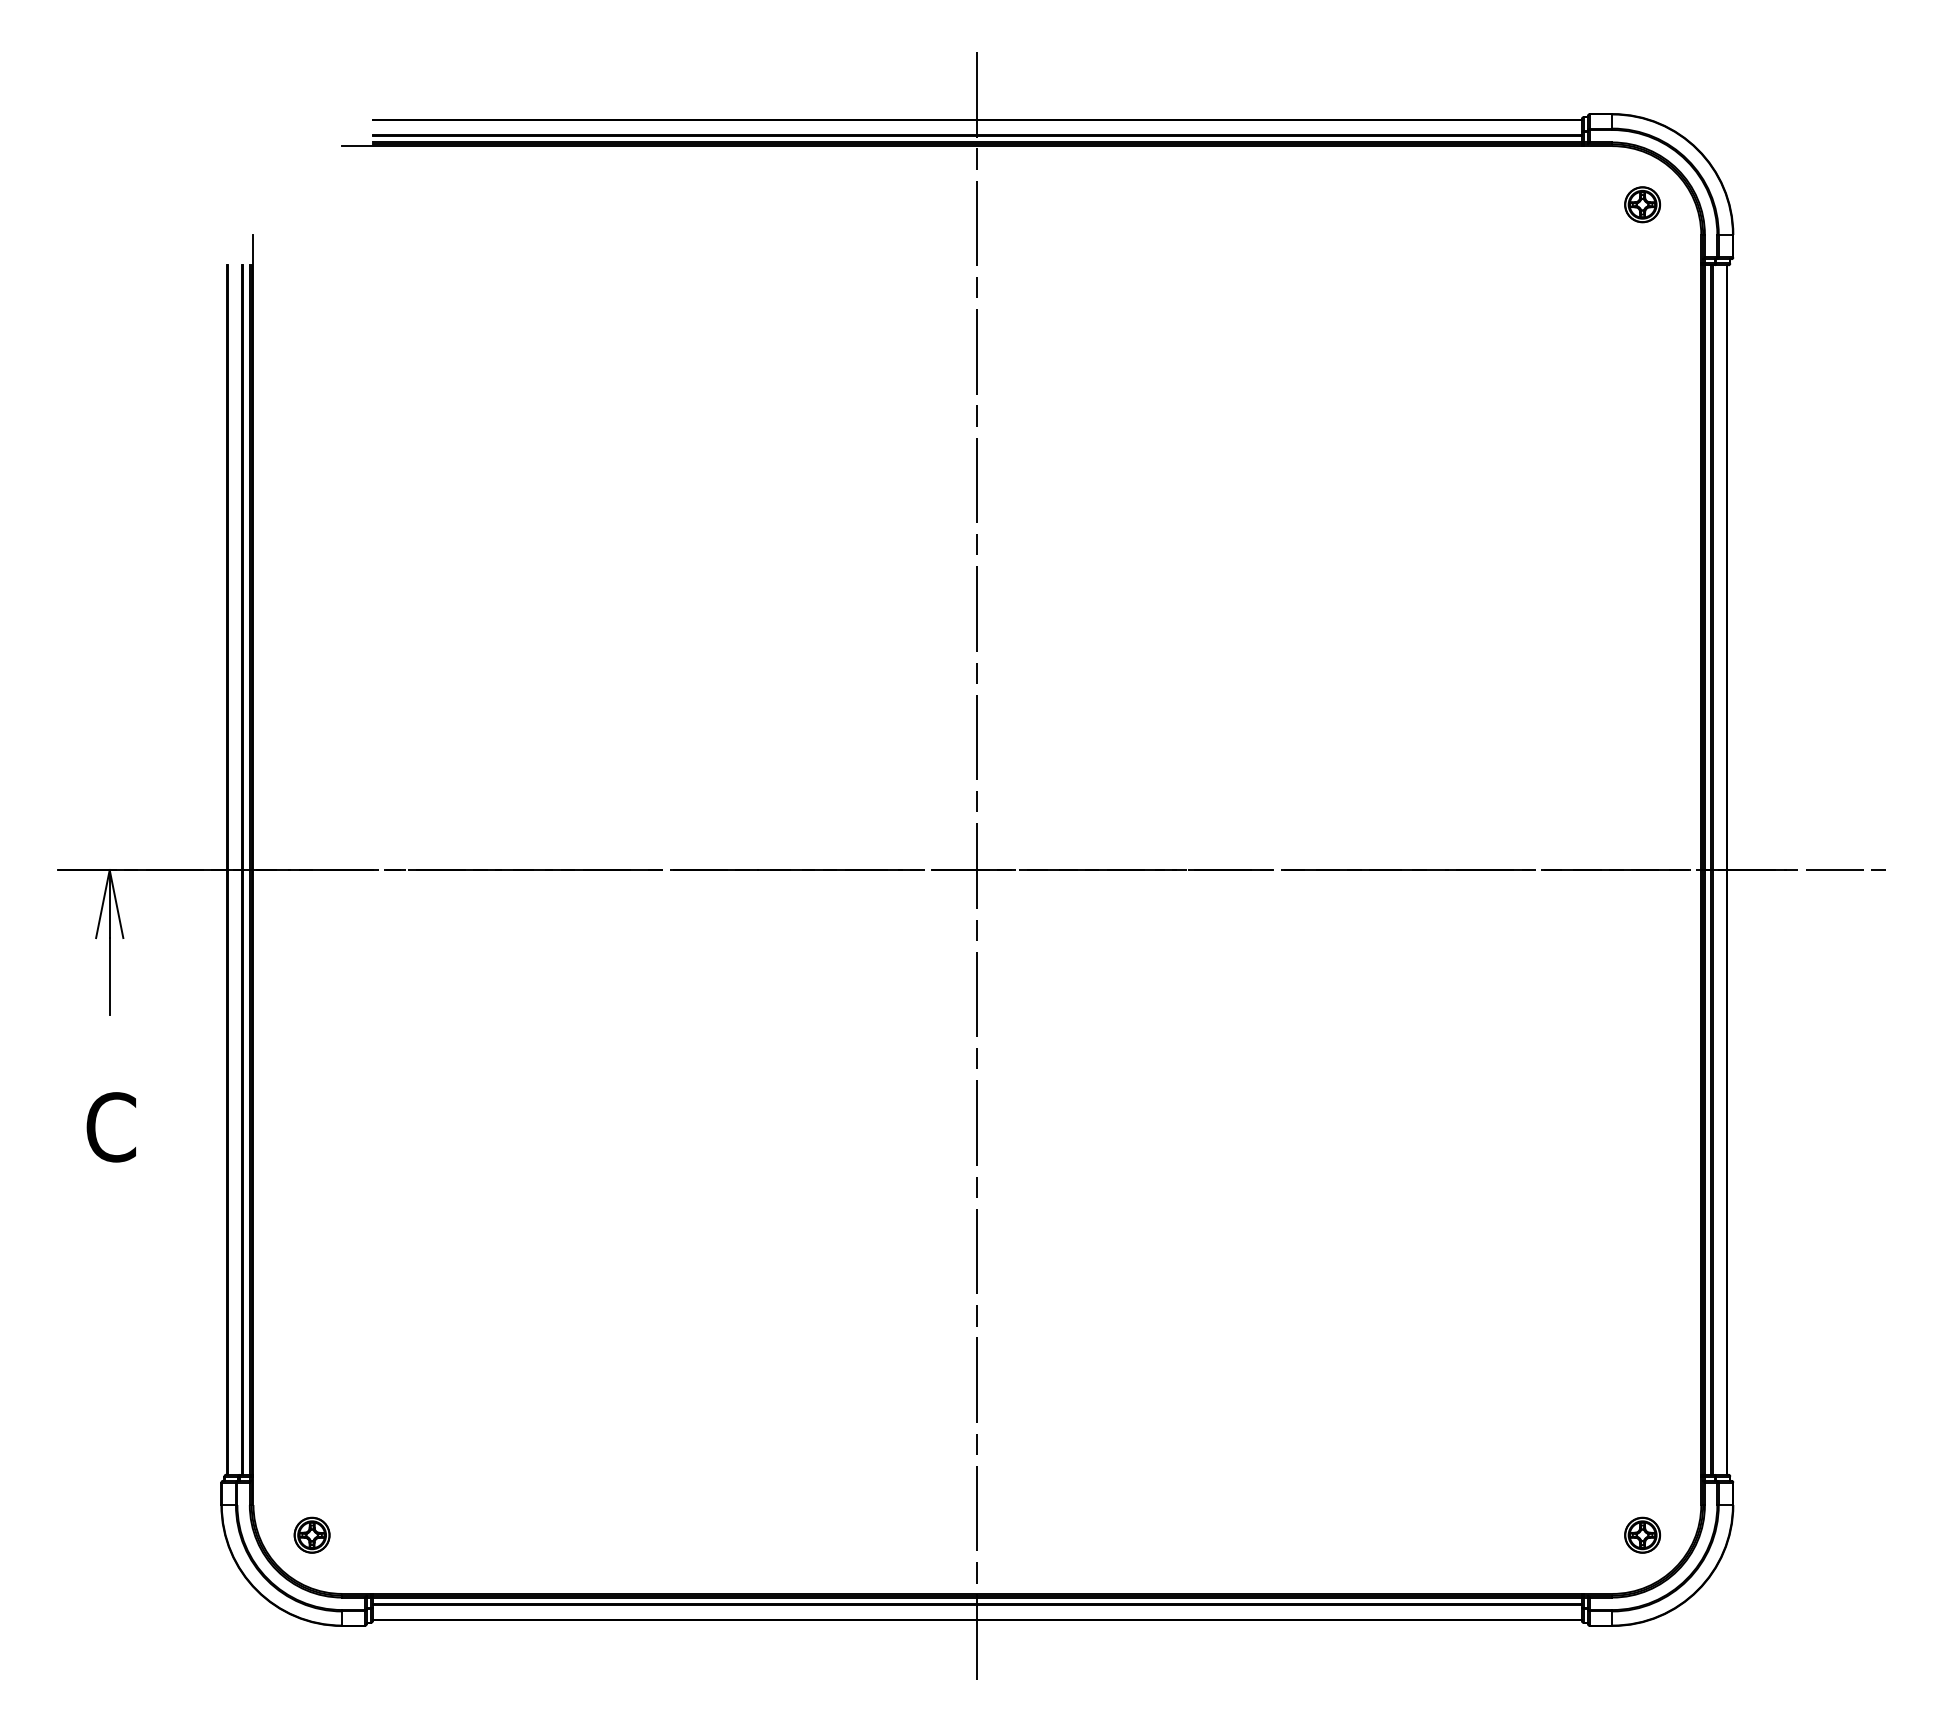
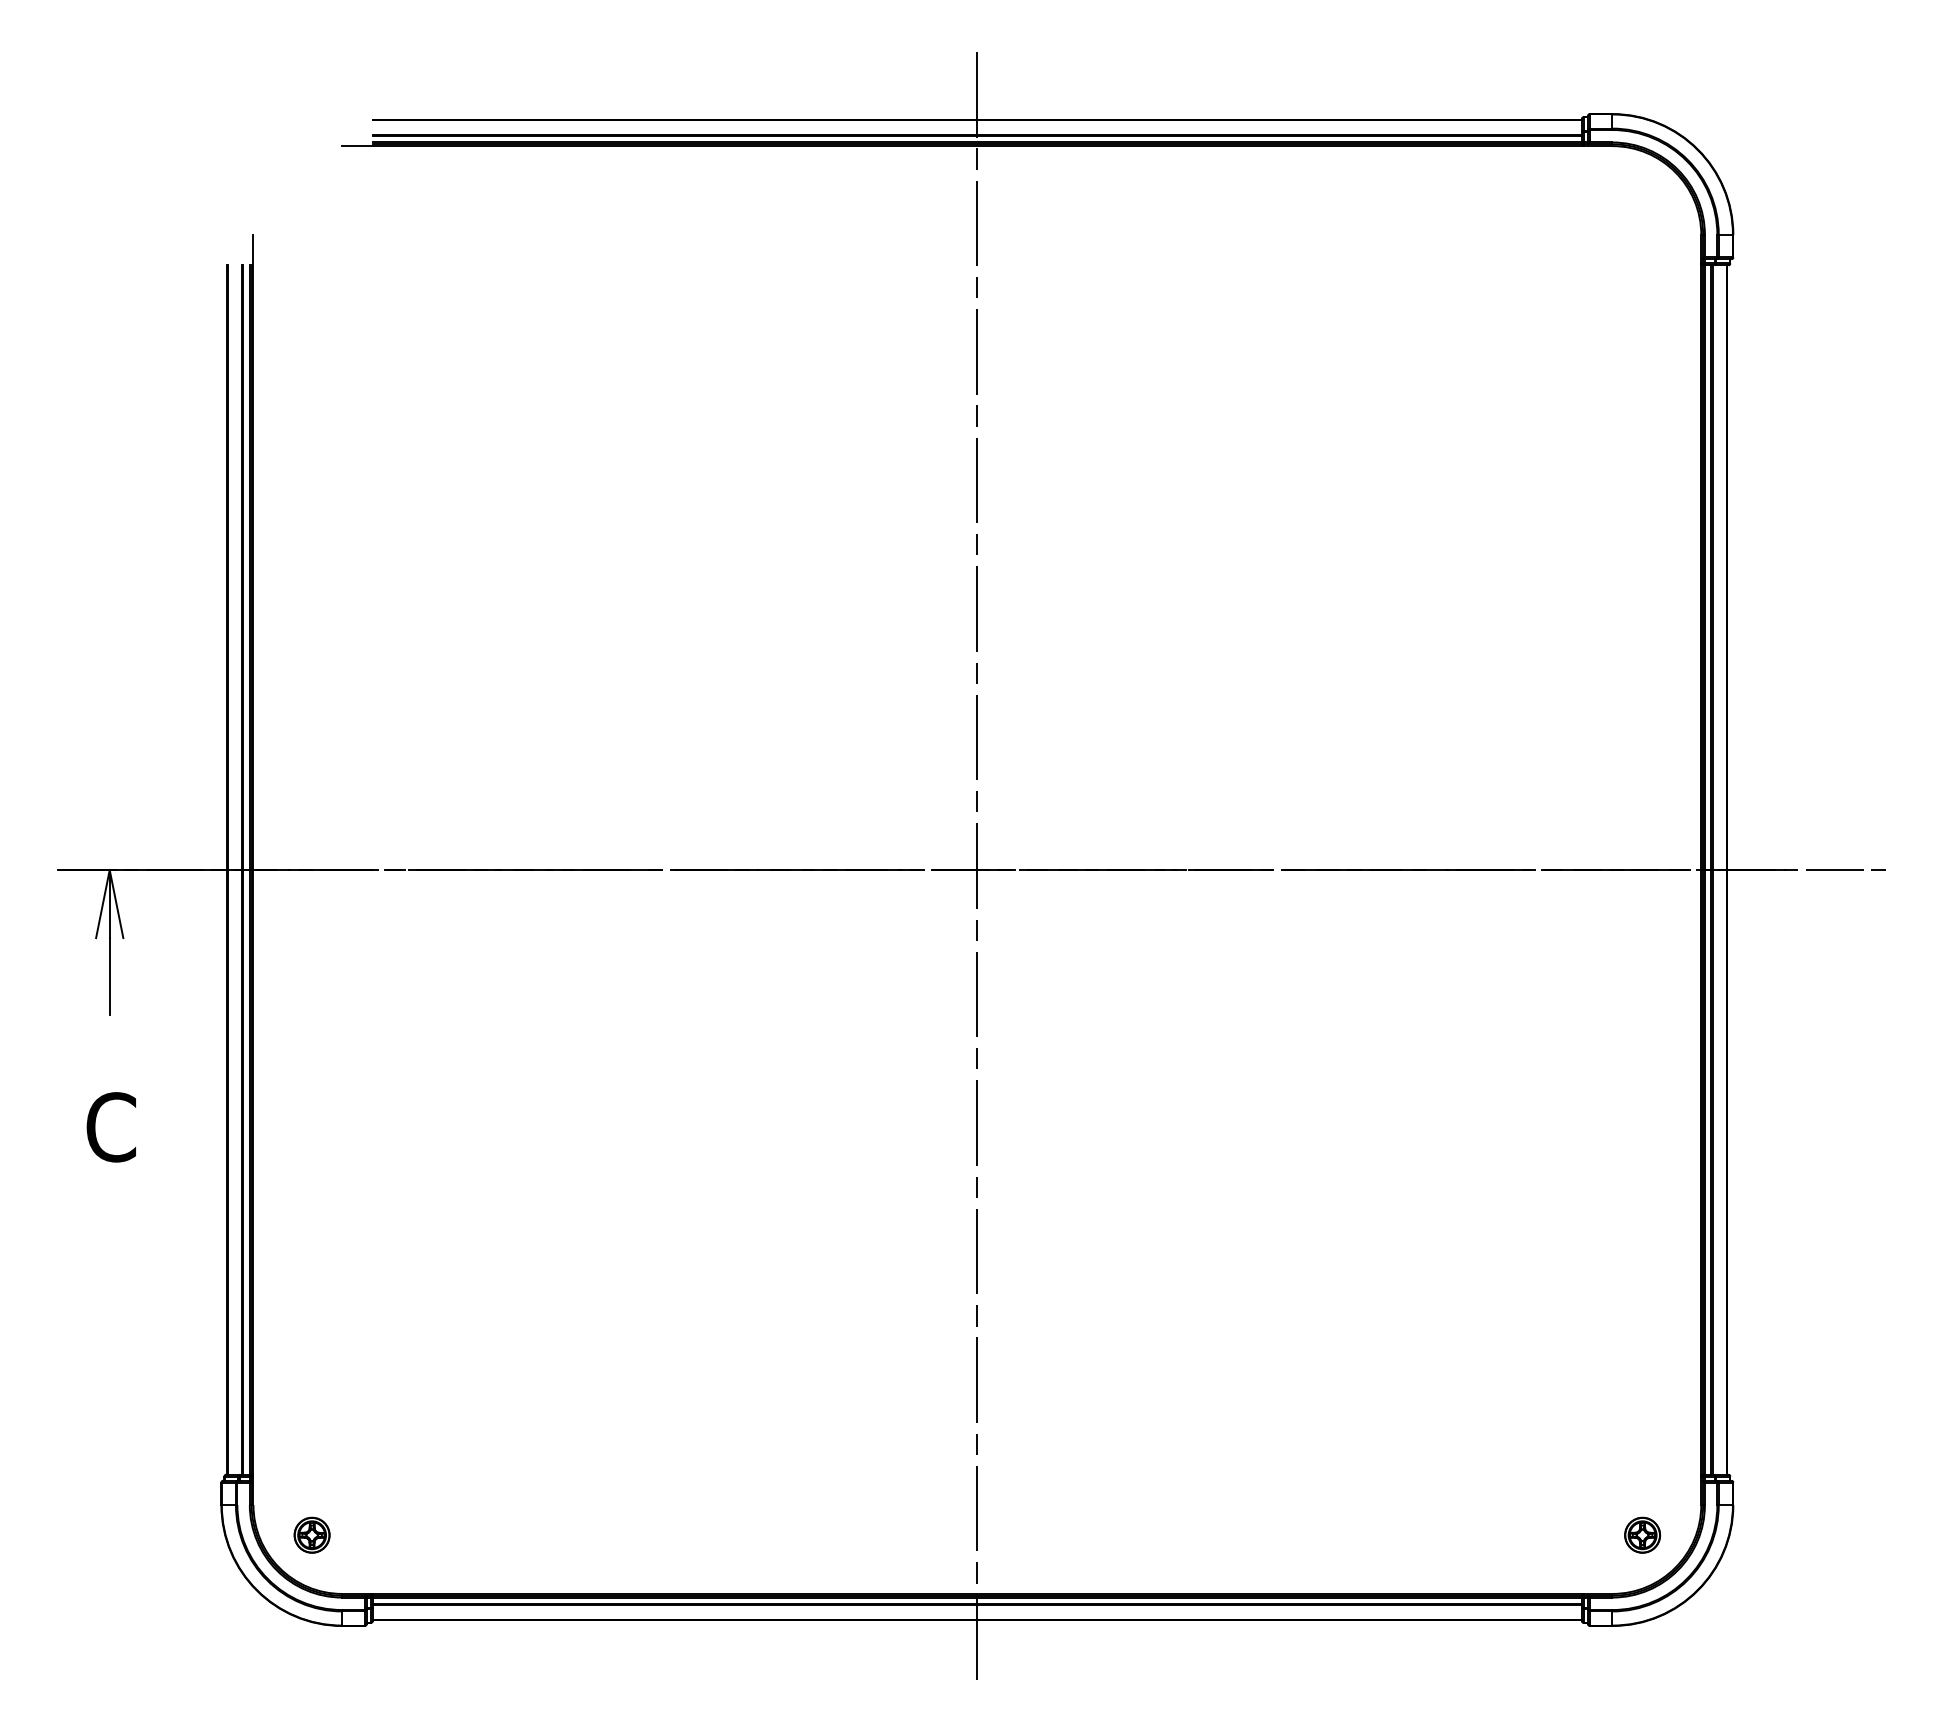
part: present -> none (1642, 204)
